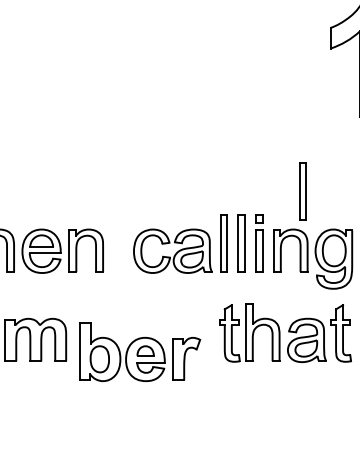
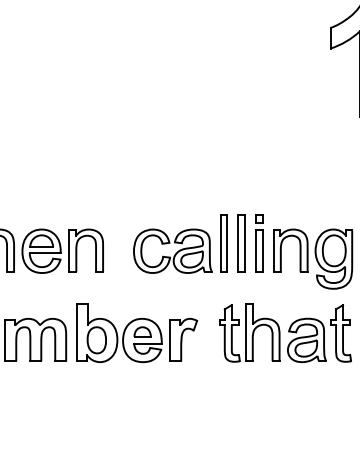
part: present -> none (302, 191)
part position: (140, 351) -> (137, 332) (137, 332)
